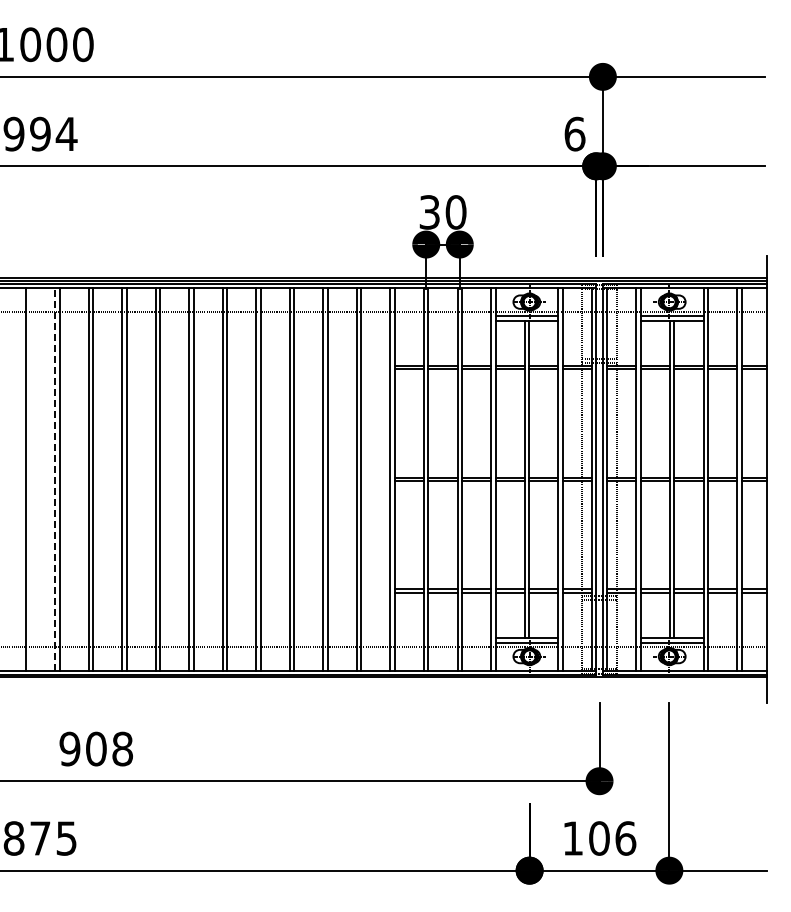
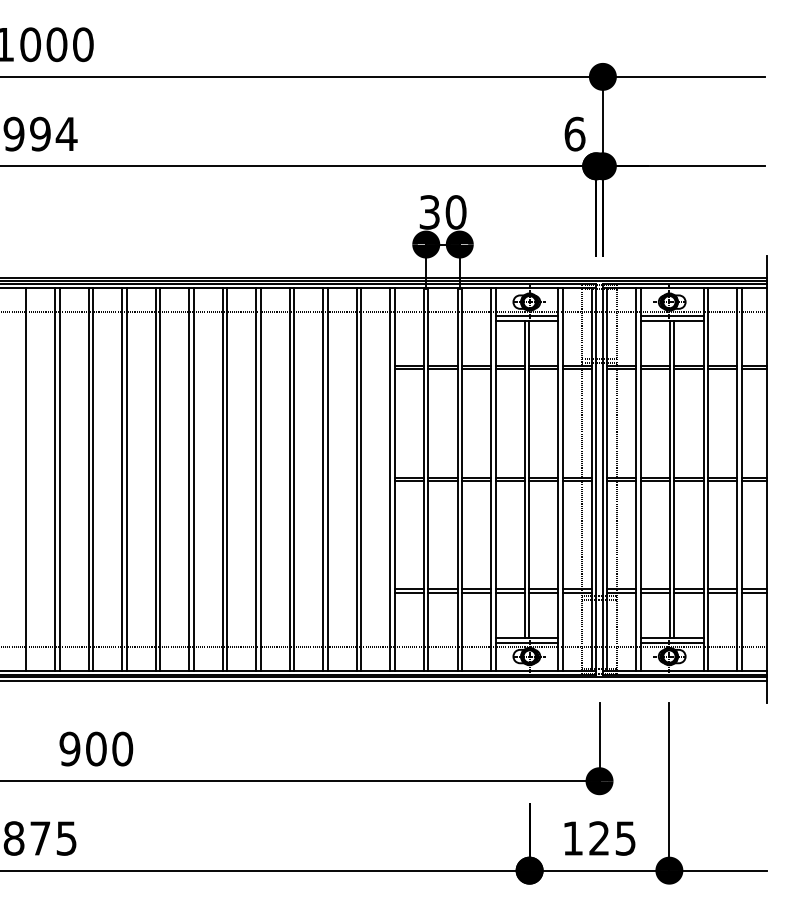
line: dashed -> solid (55, 478)
line: none -> present (384, 680)
text: 908 -> 900 (122, 749)
text: 106 -> 125 (612, 838)
